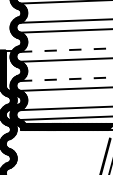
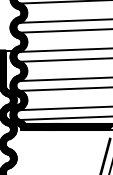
line: dashed -> solid (66, 50)
line: dashed -> solid (66, 79)
